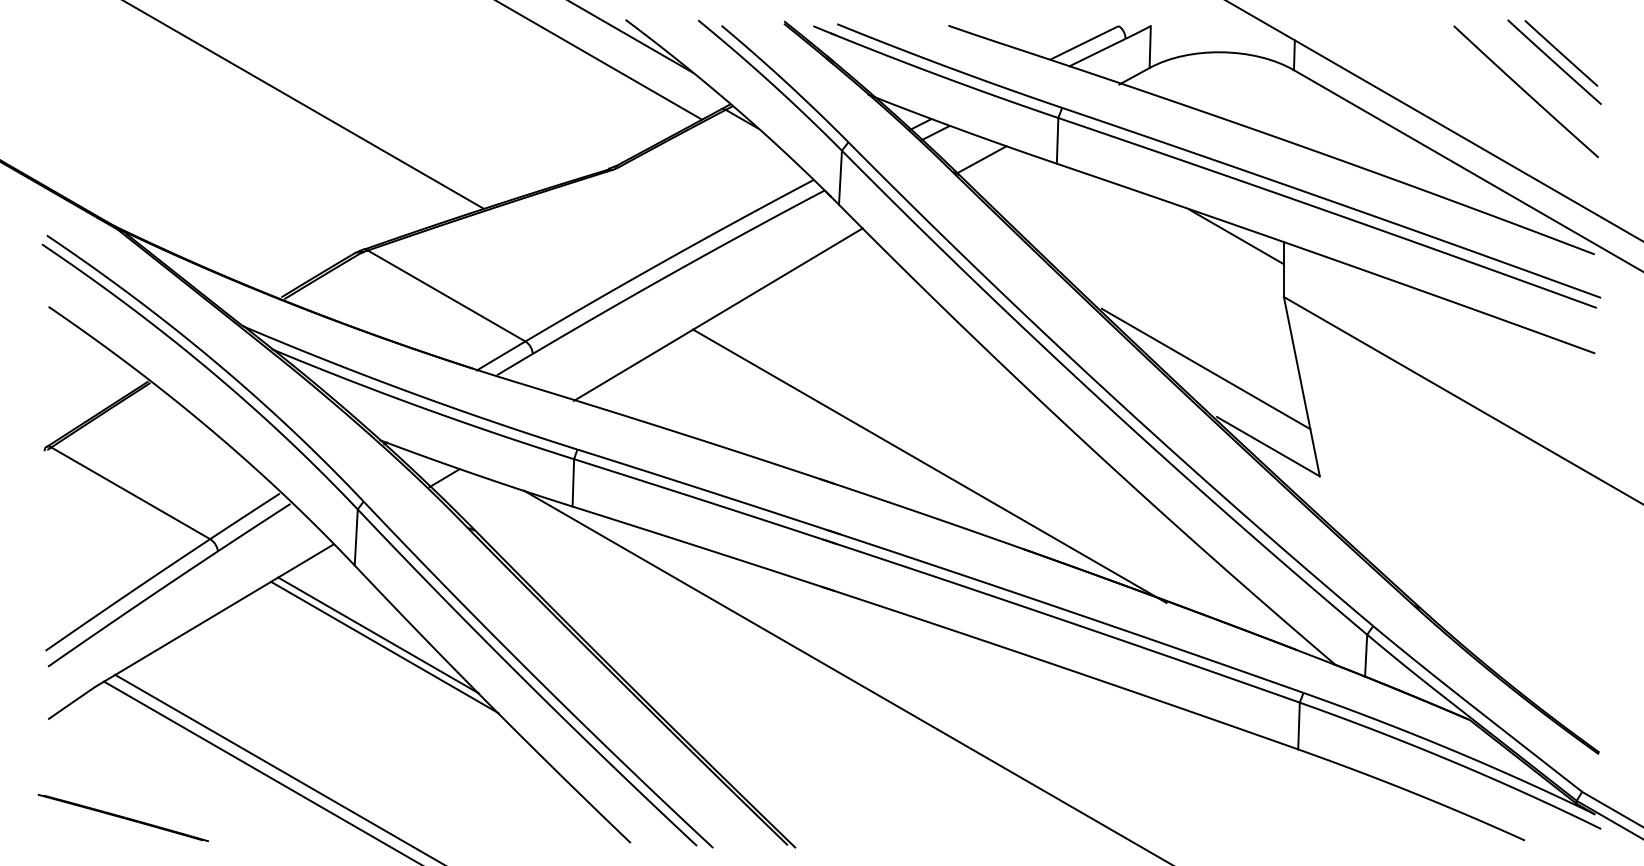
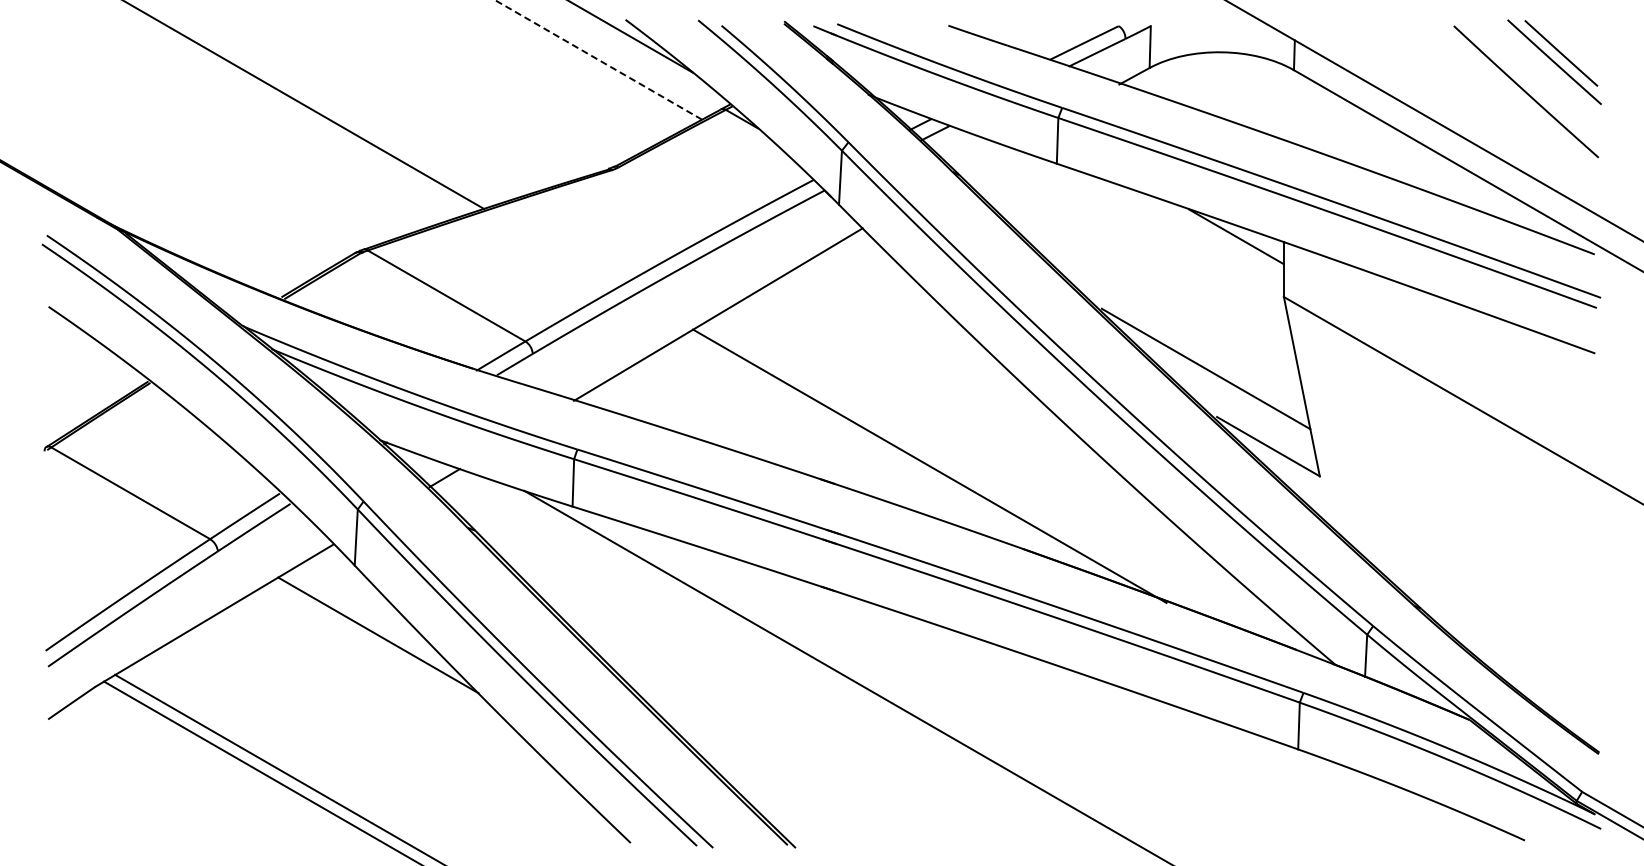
line: solid -> dashed (598, 59)
line: present -> none (982, 159)
line: present -> none (384, 647)
line: present -> none (122, 817)
